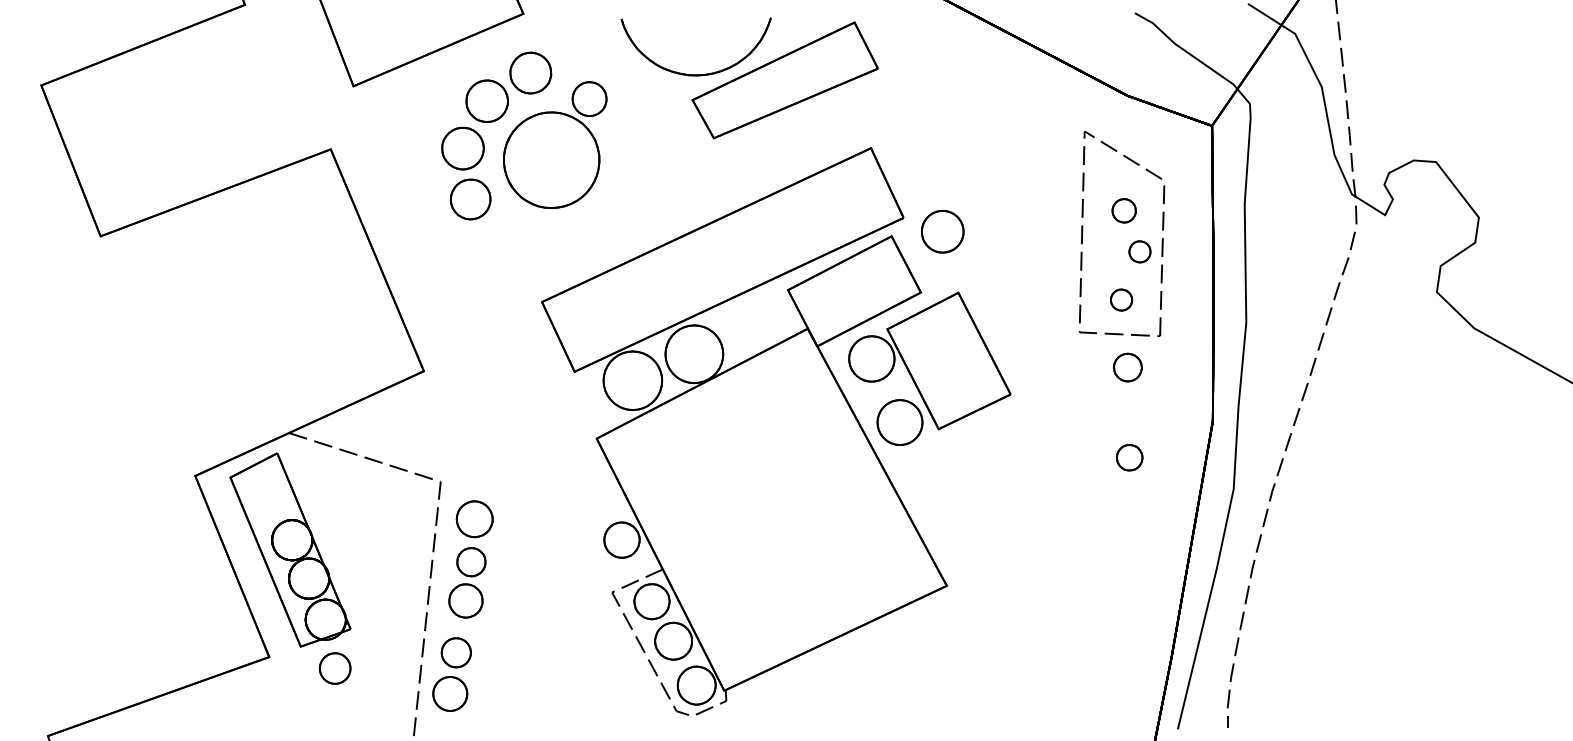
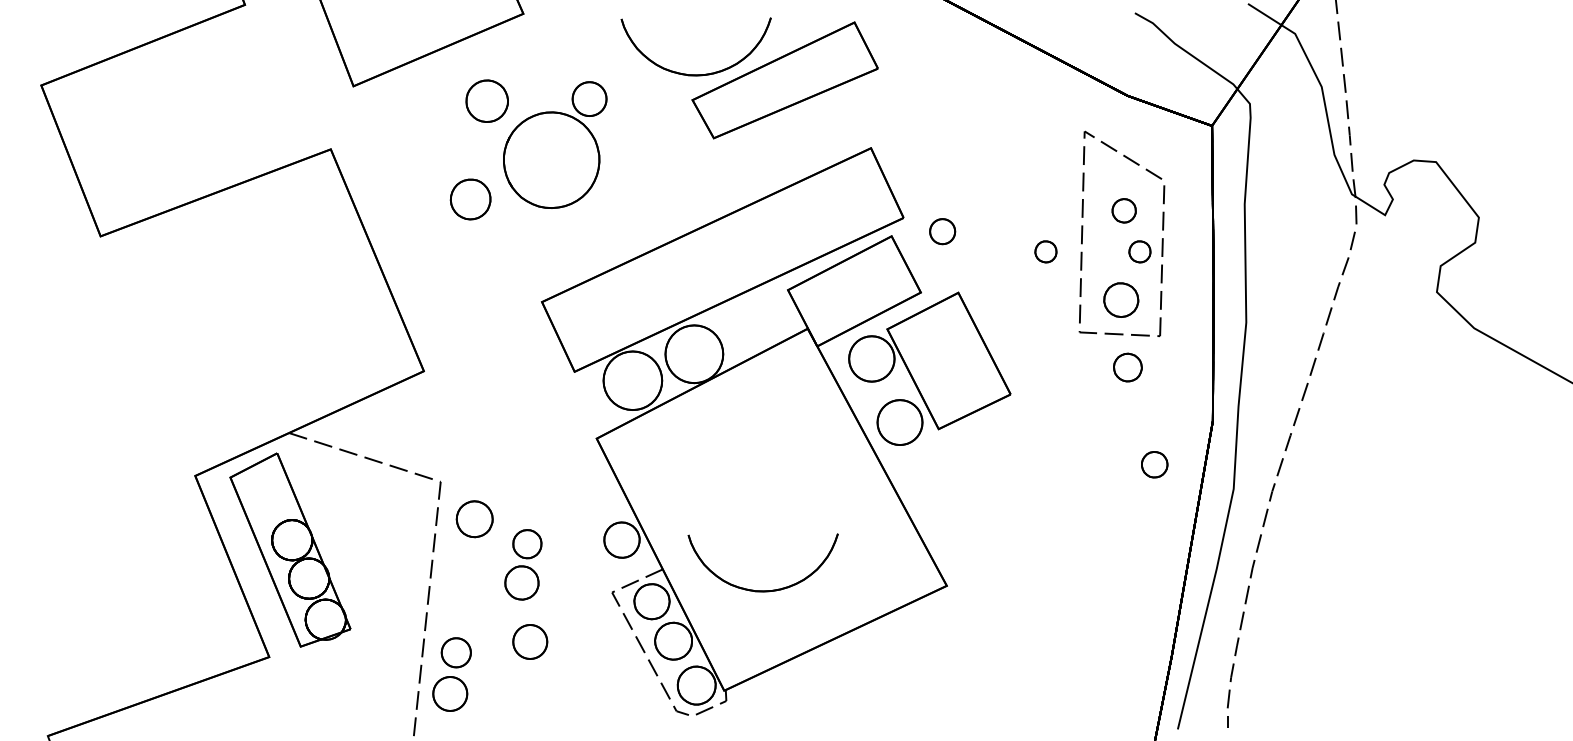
part: present -> none (530, 72)
part: present -> none (462, 148)
part size: 45x45 px -> 28x28 px (942, 231)
part: none -> present (1045, 251)
part size: 24x24 px -> 37x36 px (1121, 299)
part position: (1129, 457) -> (1154, 464) (1154, 464)
part position: (467, 582) -> (523, 564) (523, 564)
part: none -> present (762, 590)
part: none -> present (530, 641)
part: present -> none (334, 668)
